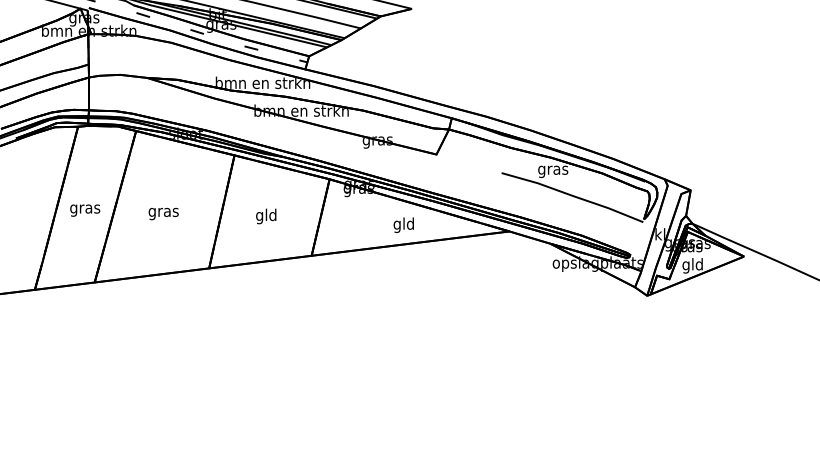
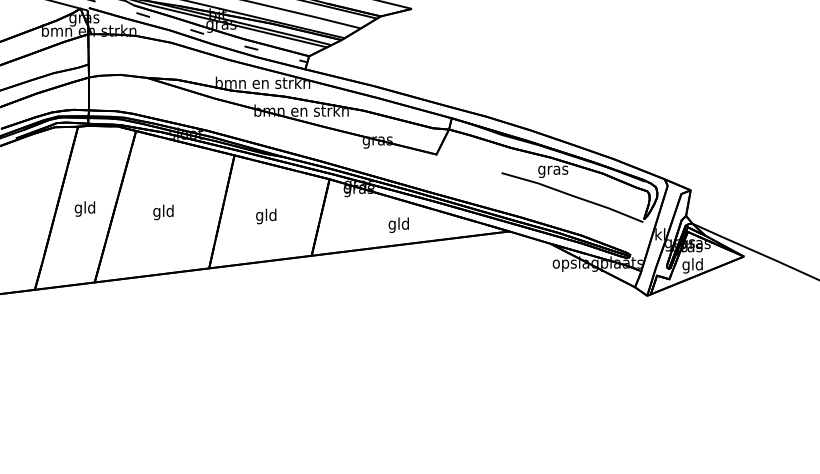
text: gras -> gld (85, 208)
text: gras -> gld (163, 212)
text position: (403, 224) -> (398, 224) (398, 224)
